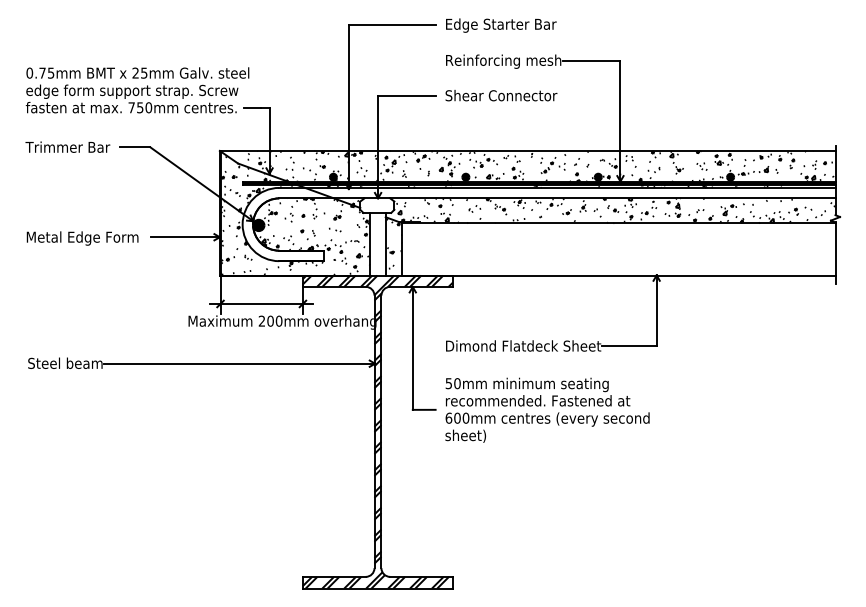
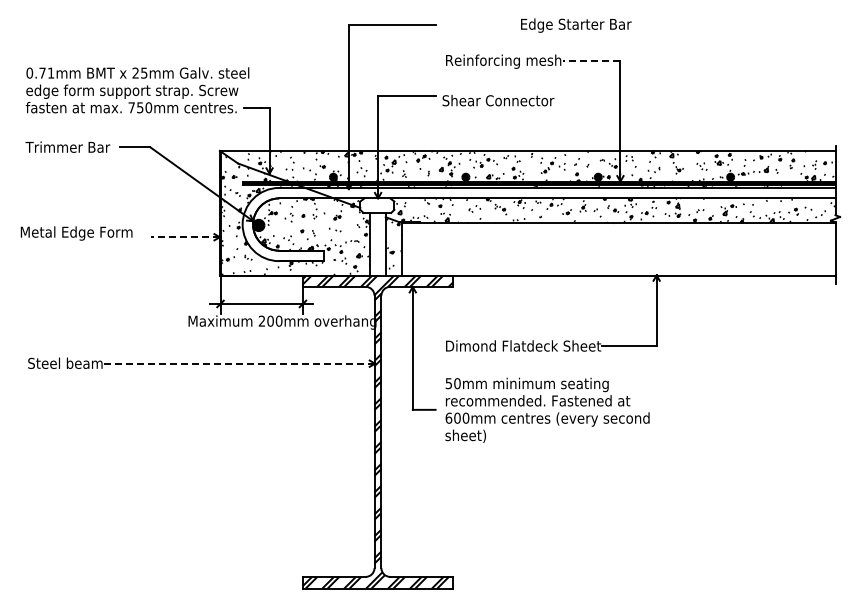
text position: (501, 25) -> (576, 25) (576, 25)
line: solid -> dashed (591, 60)
text: 0.75mm -> 0.71mm (51, 72)
text position: (501, 95) -> (498, 100) (498, 100)
line: solid -> dashed (185, 237)
text position: (82, 238) -> (76, 233) (76, 233)
line: solid -> dashed (239, 363)
